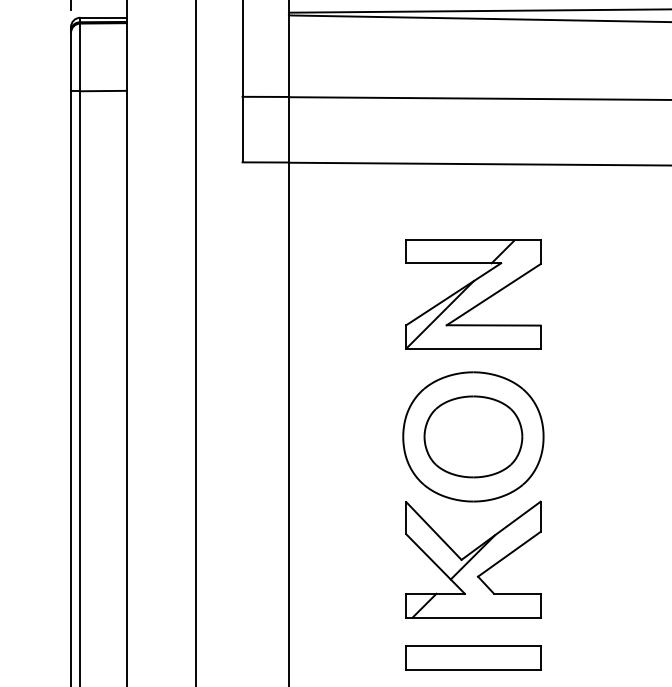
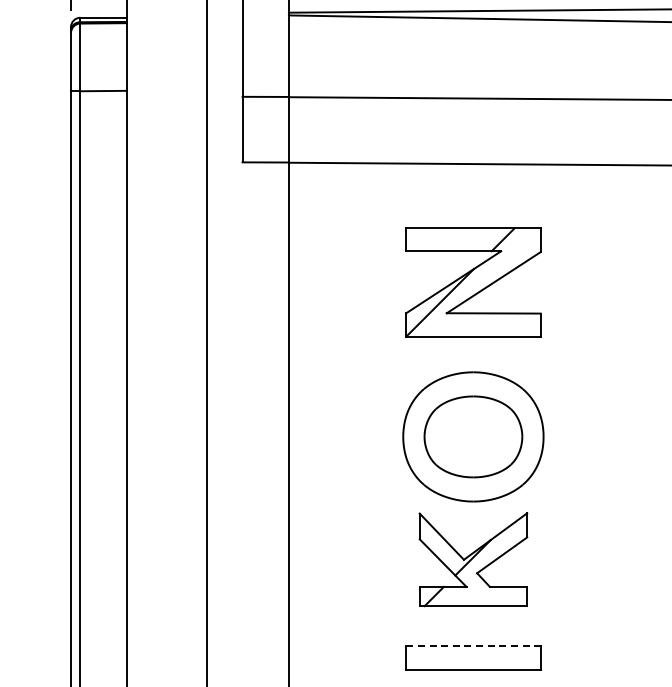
part position: (473, 294) -> (473, 282) (473, 282)
line position: (196, 342) -> (207, 342) (207, 342)
part size: 137x119 px -> 111x96 px (473, 559)
line: solid -> dashed (473, 646)
